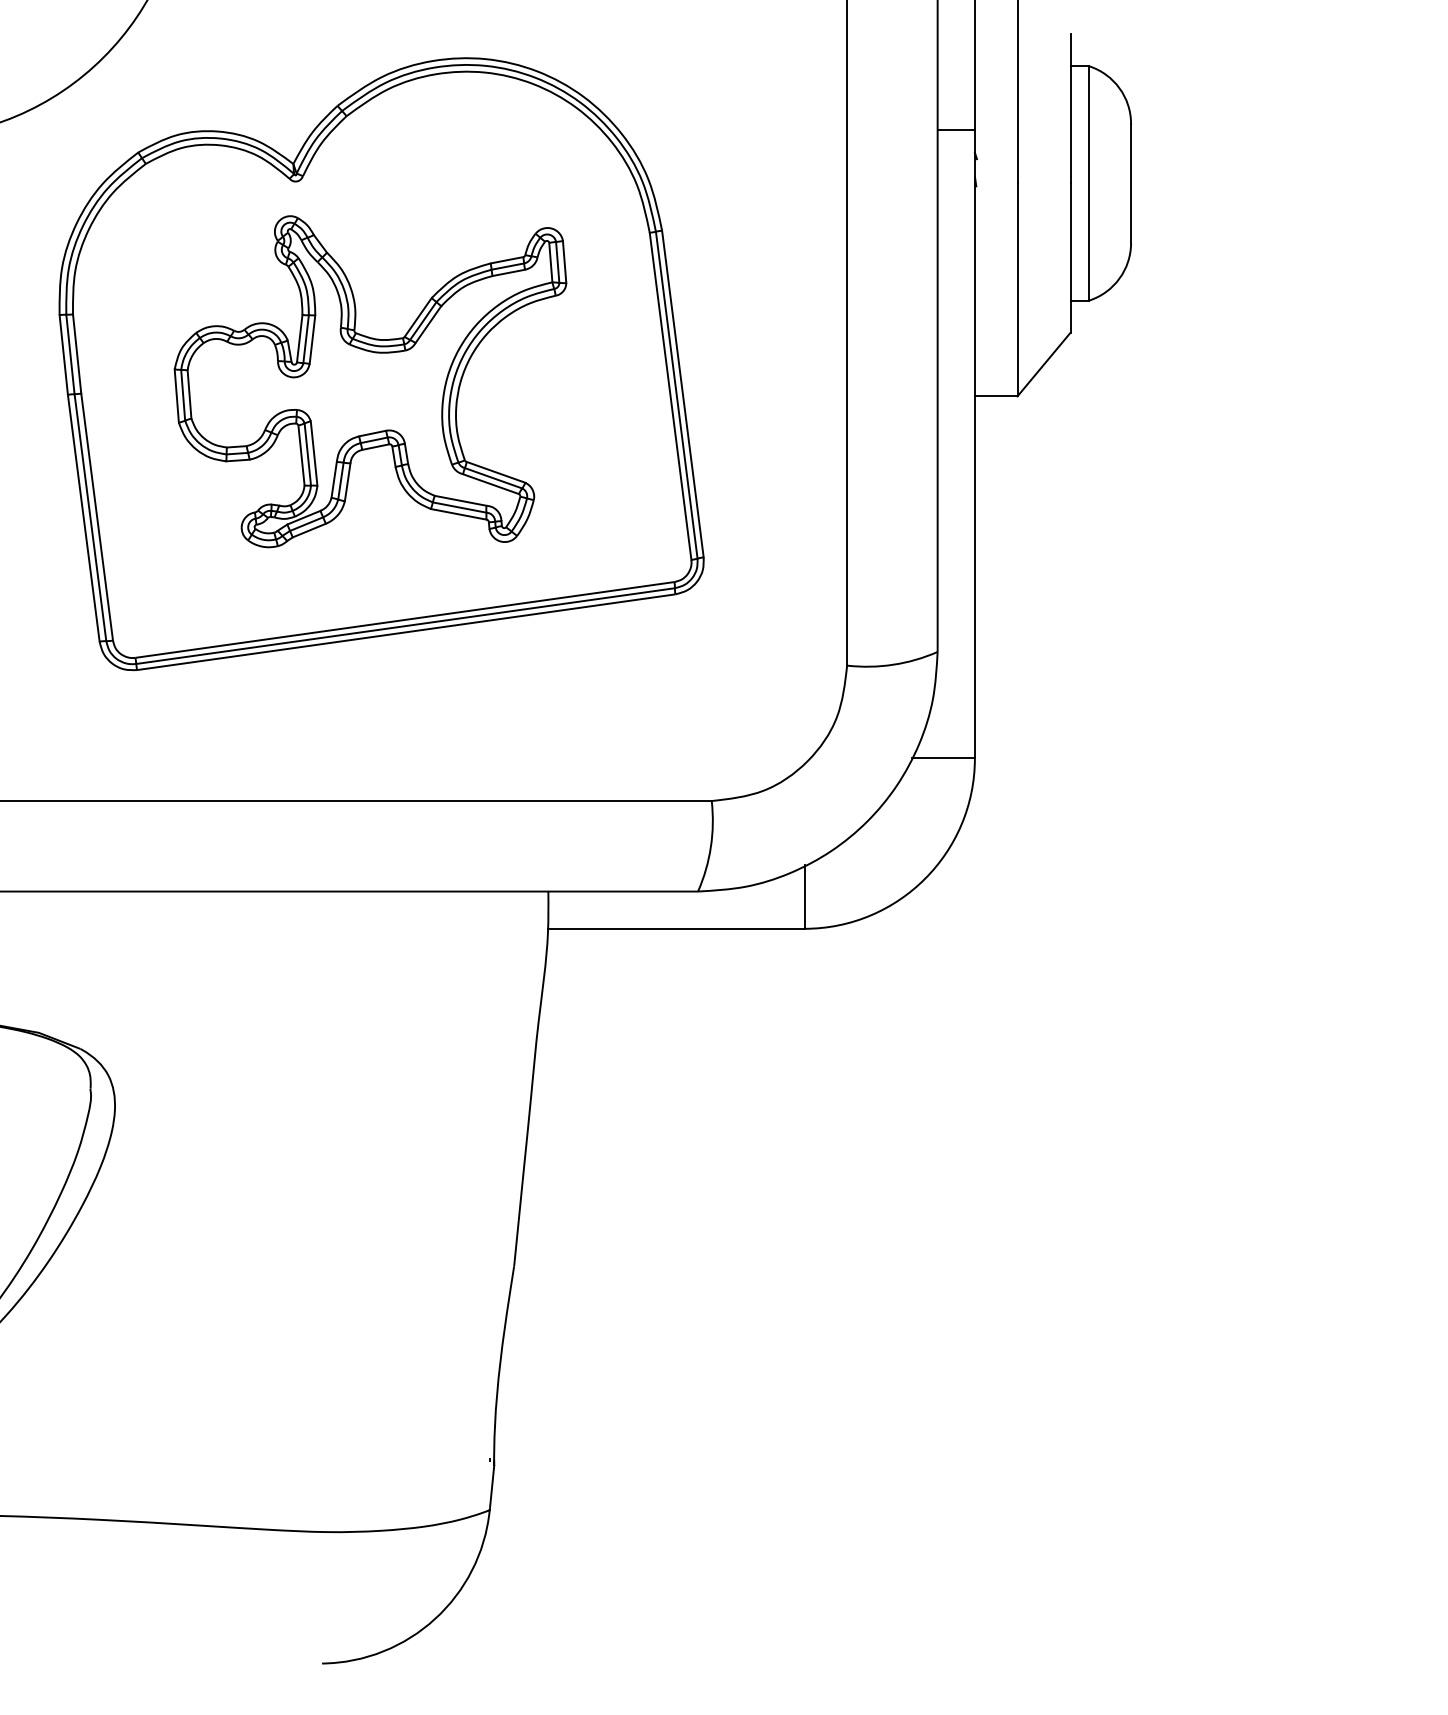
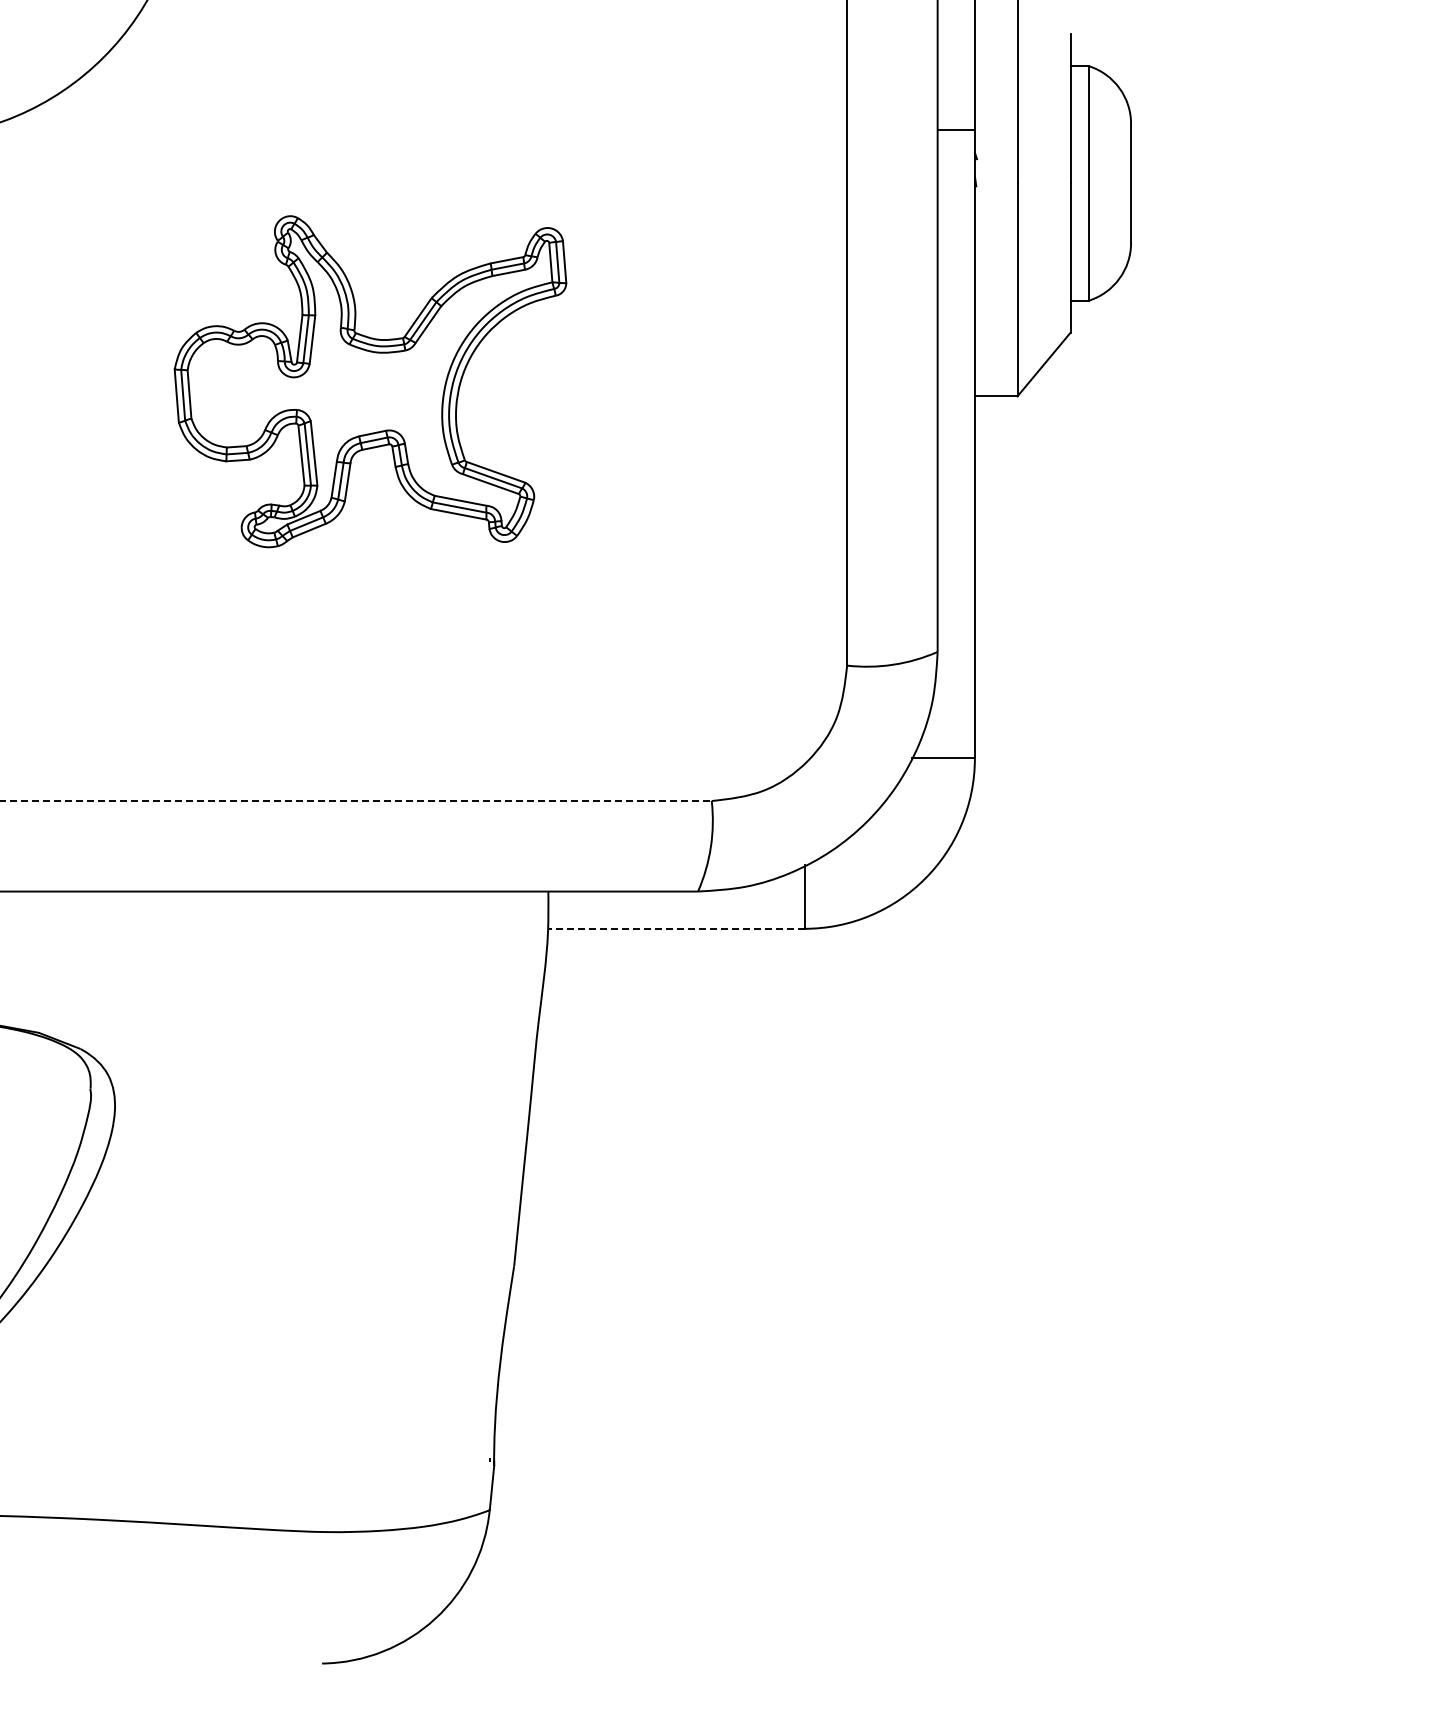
part: present -> none (381, 363)
line: solid -> dashed (355, 801)
line: solid -> dashed (675, 928)
